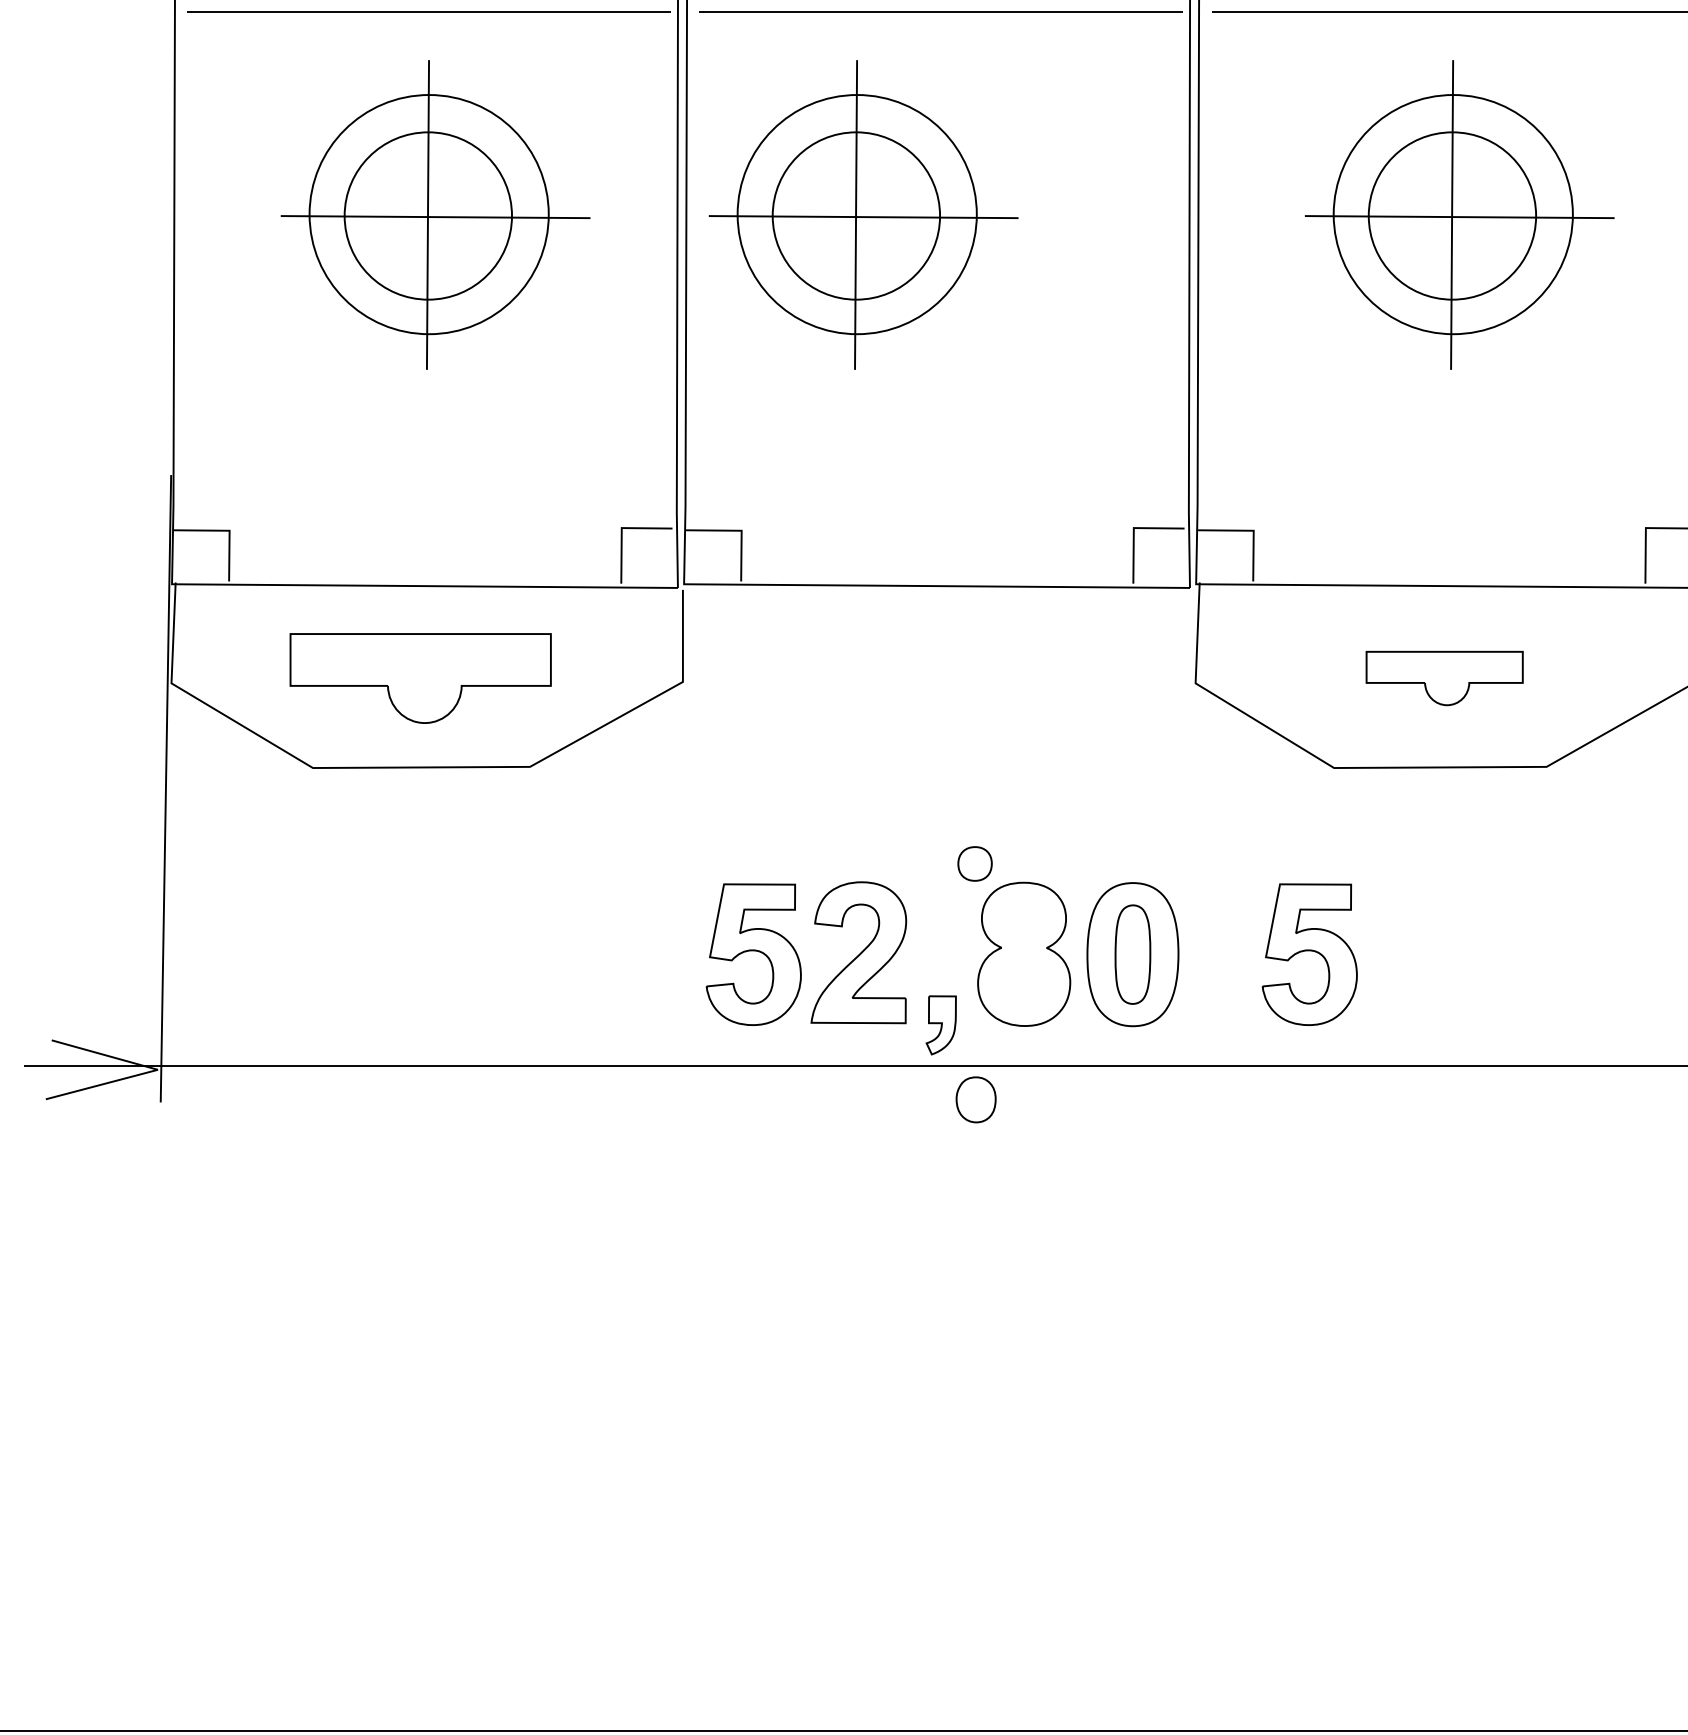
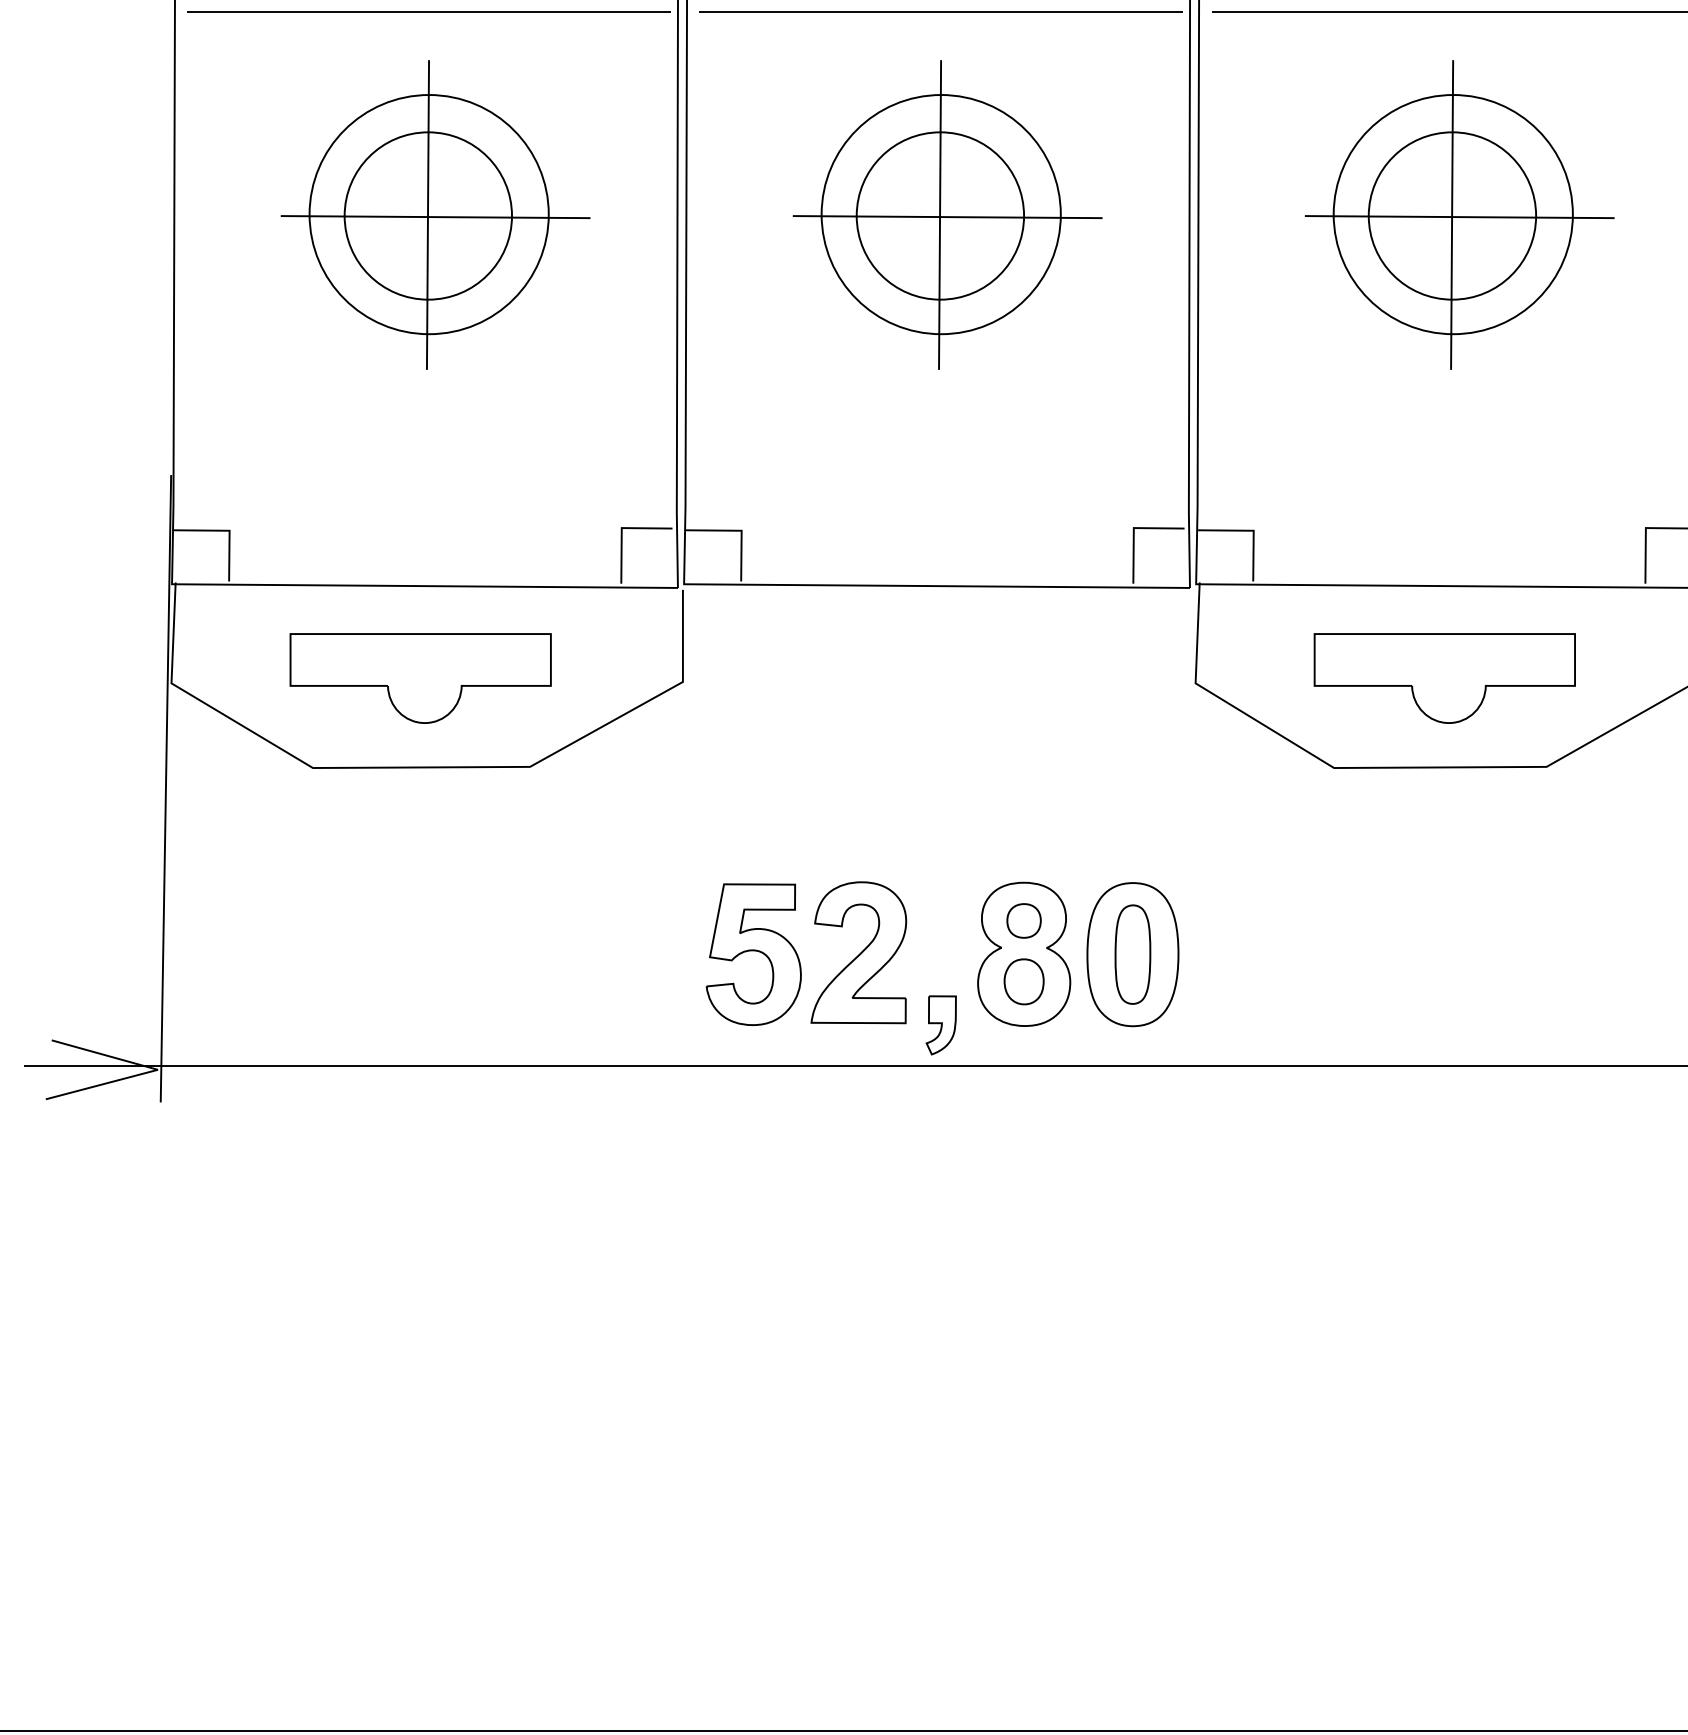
part position: (863, 214) -> (947, 214) (947, 214)
part size: 159x57 px -> 263x91 px (1444, 678)
part position: (974, 863) -> (1023, 920) (1023, 920)
part: present -> none (1309, 954)
part position: (975, 1099) -> (1023, 981) (1023, 981)
